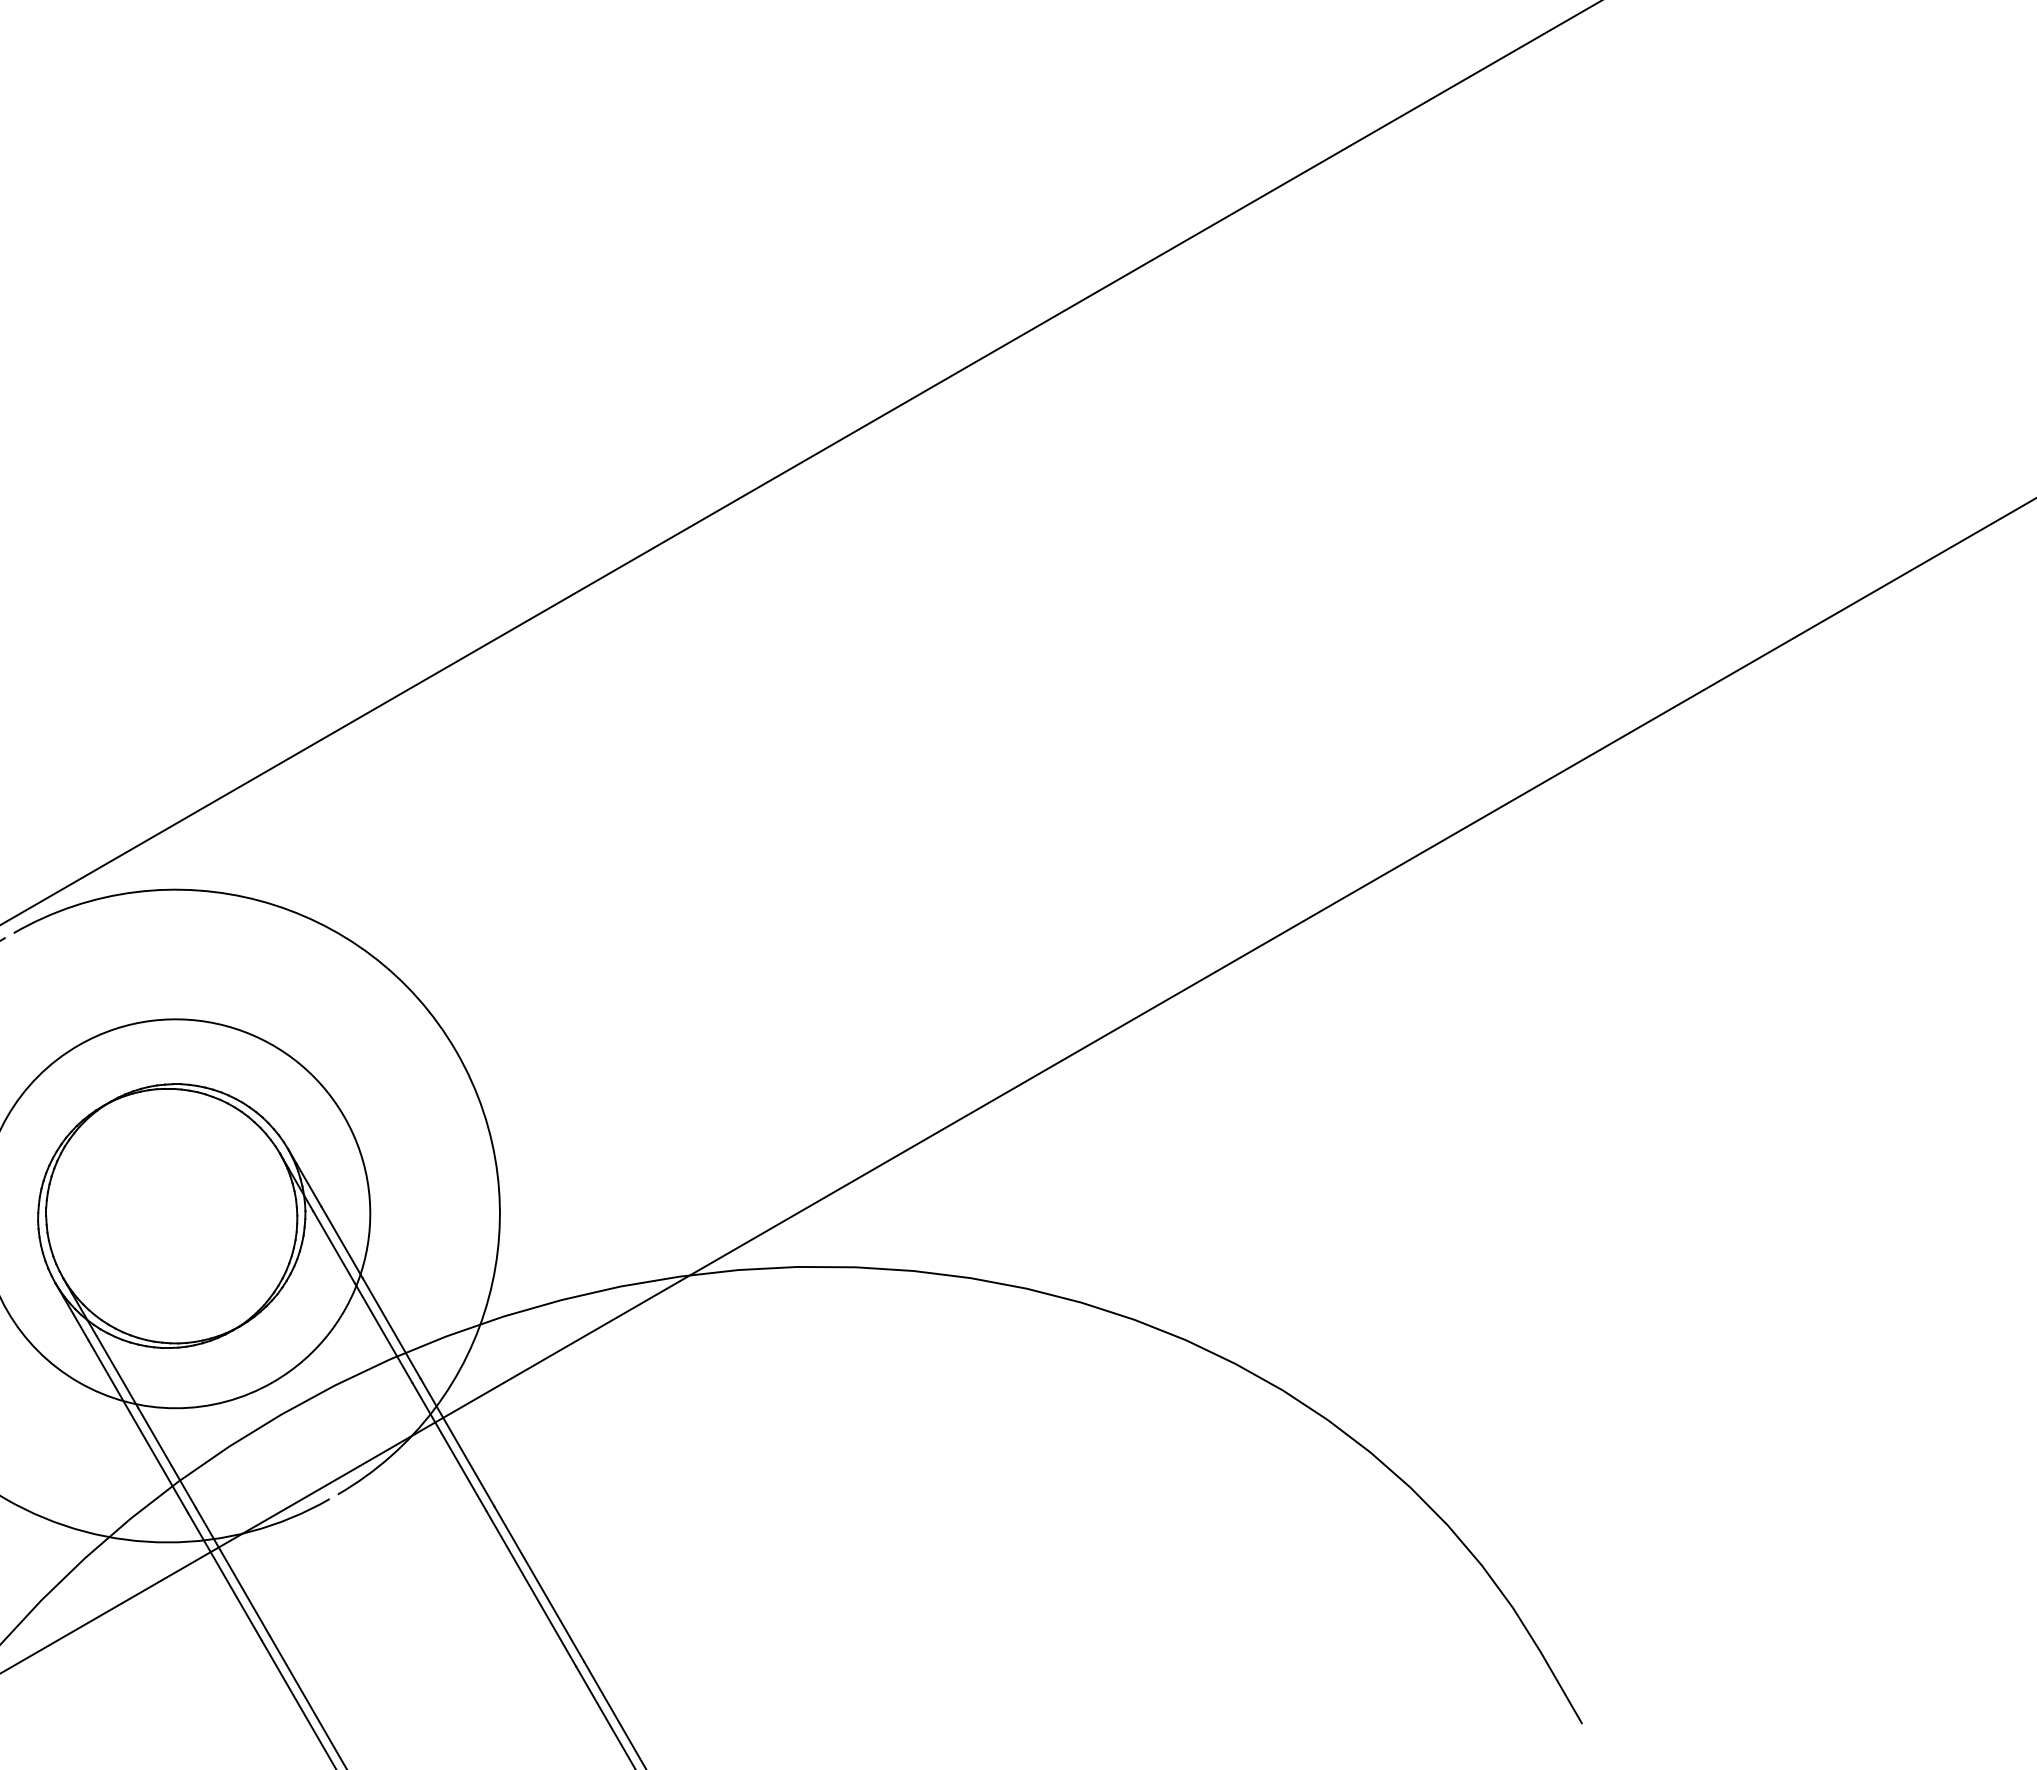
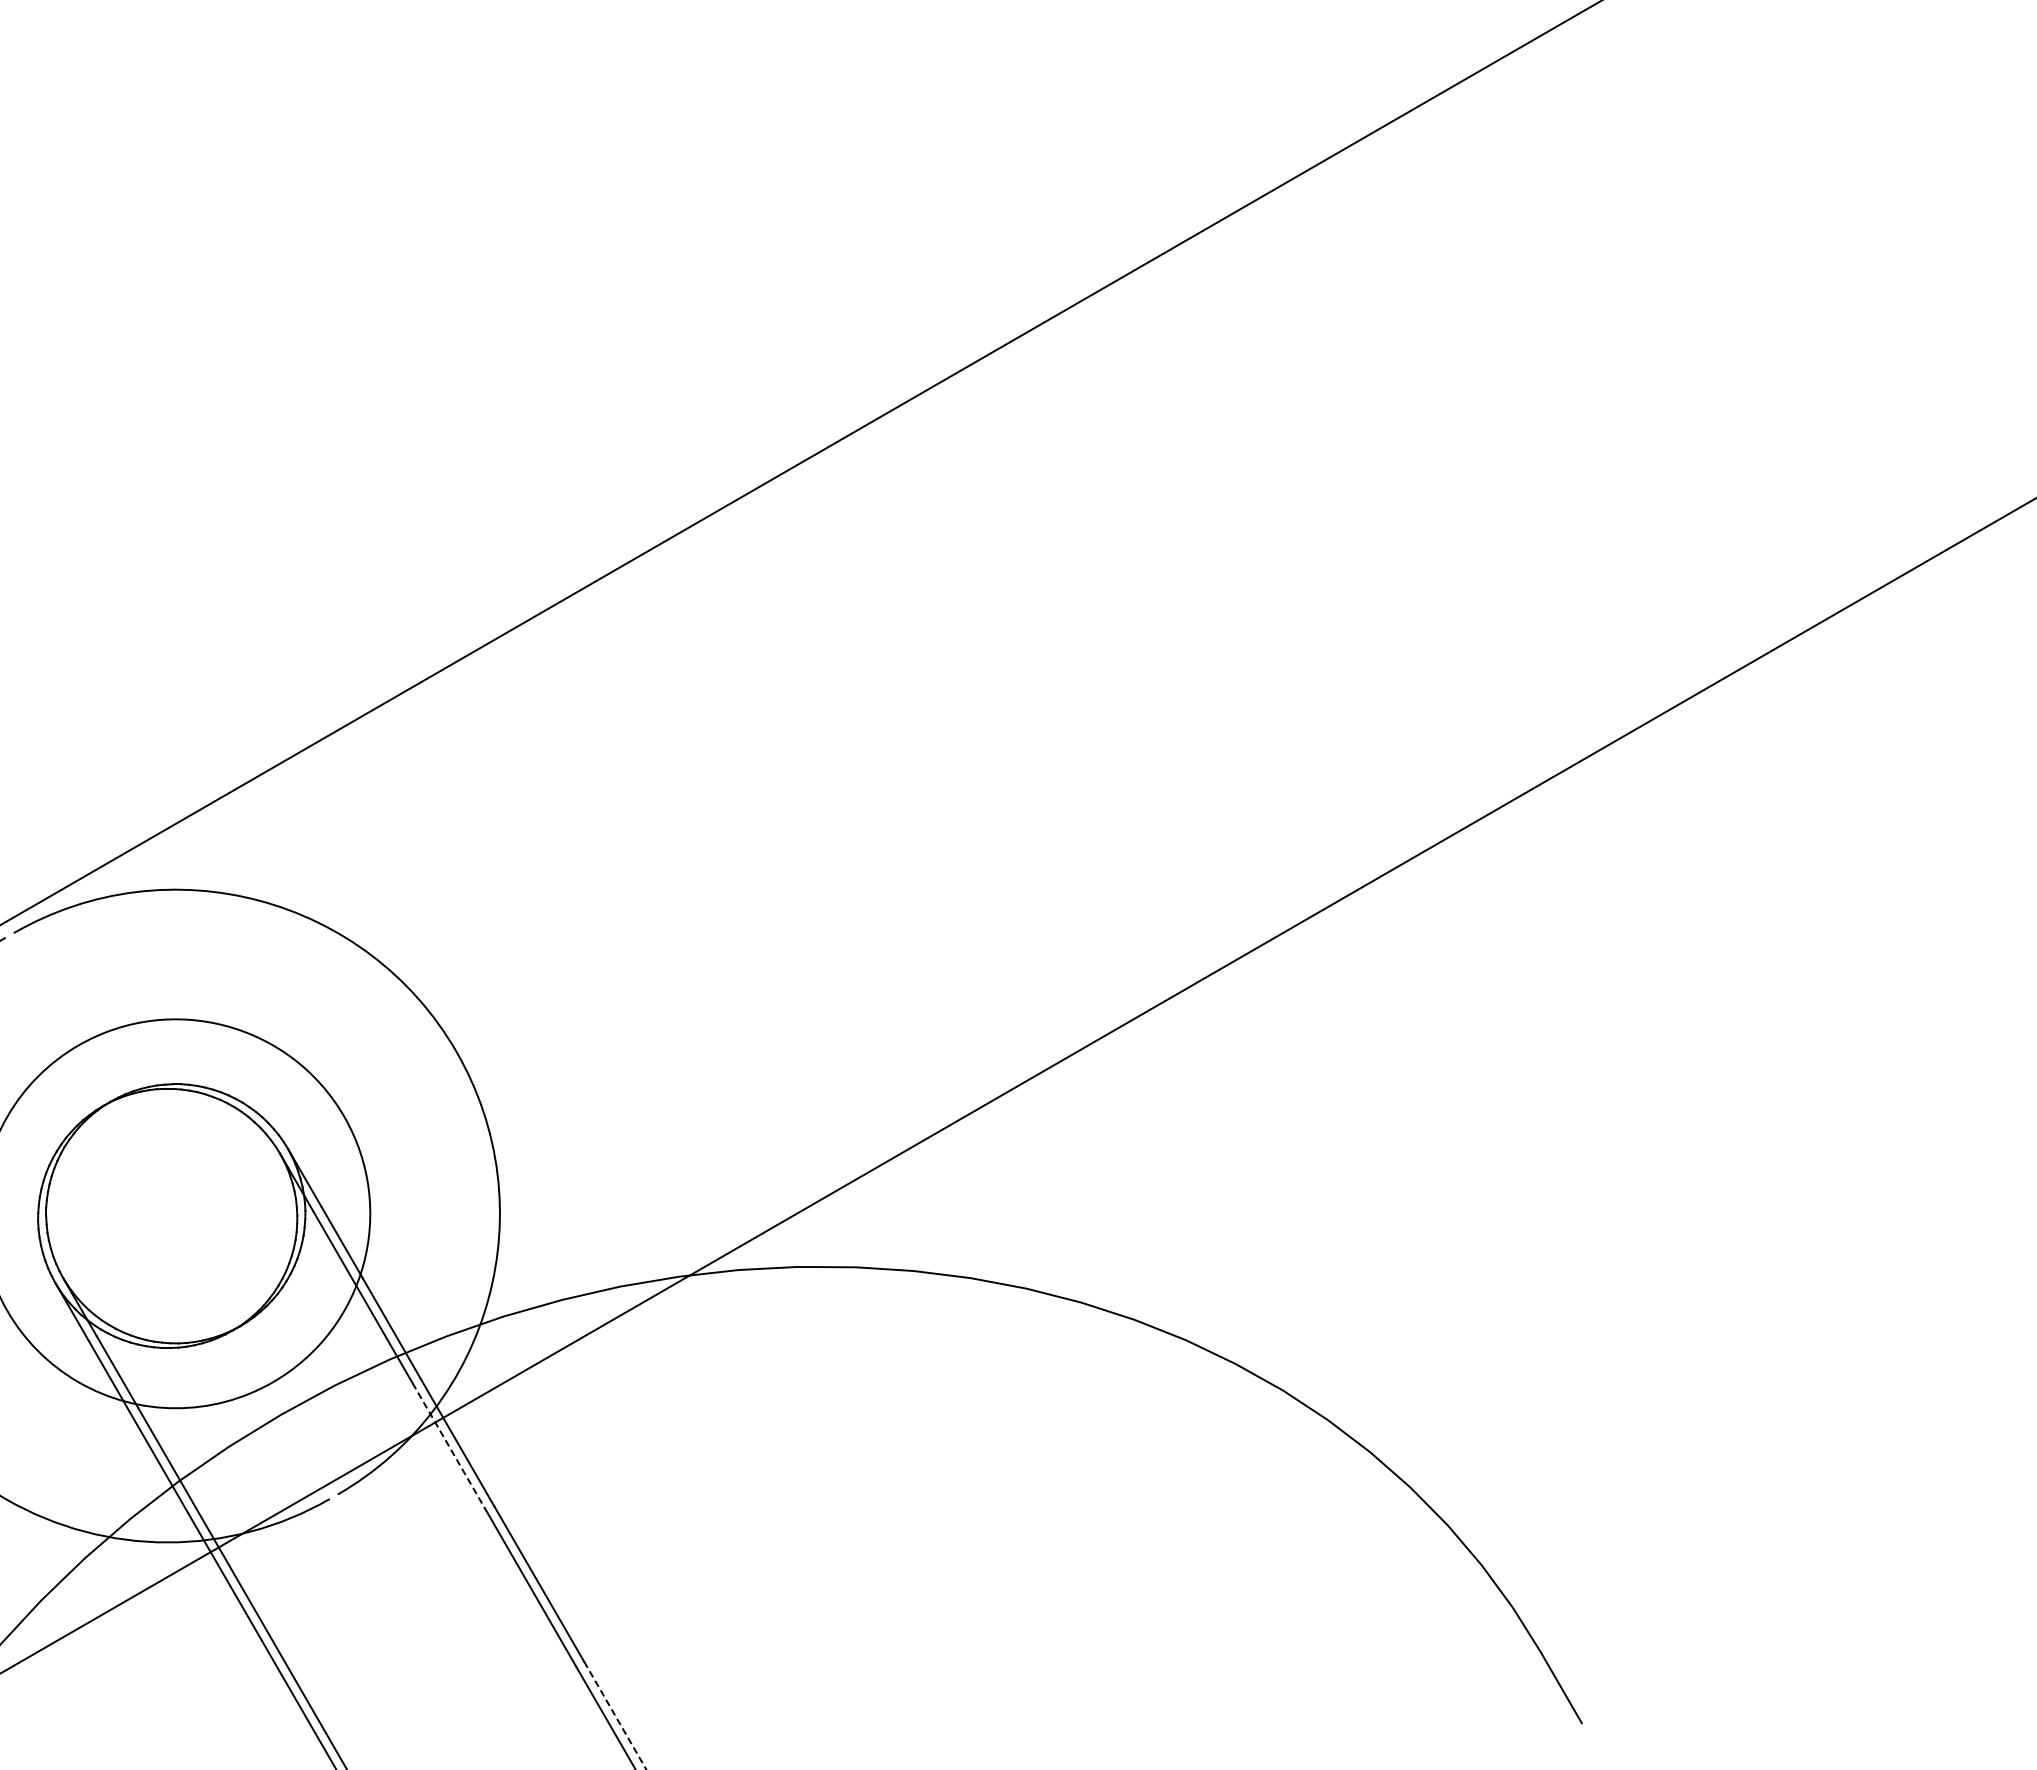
line: solid -> dashed (449, 1447)
line: solid -> dashed (615, 1716)
